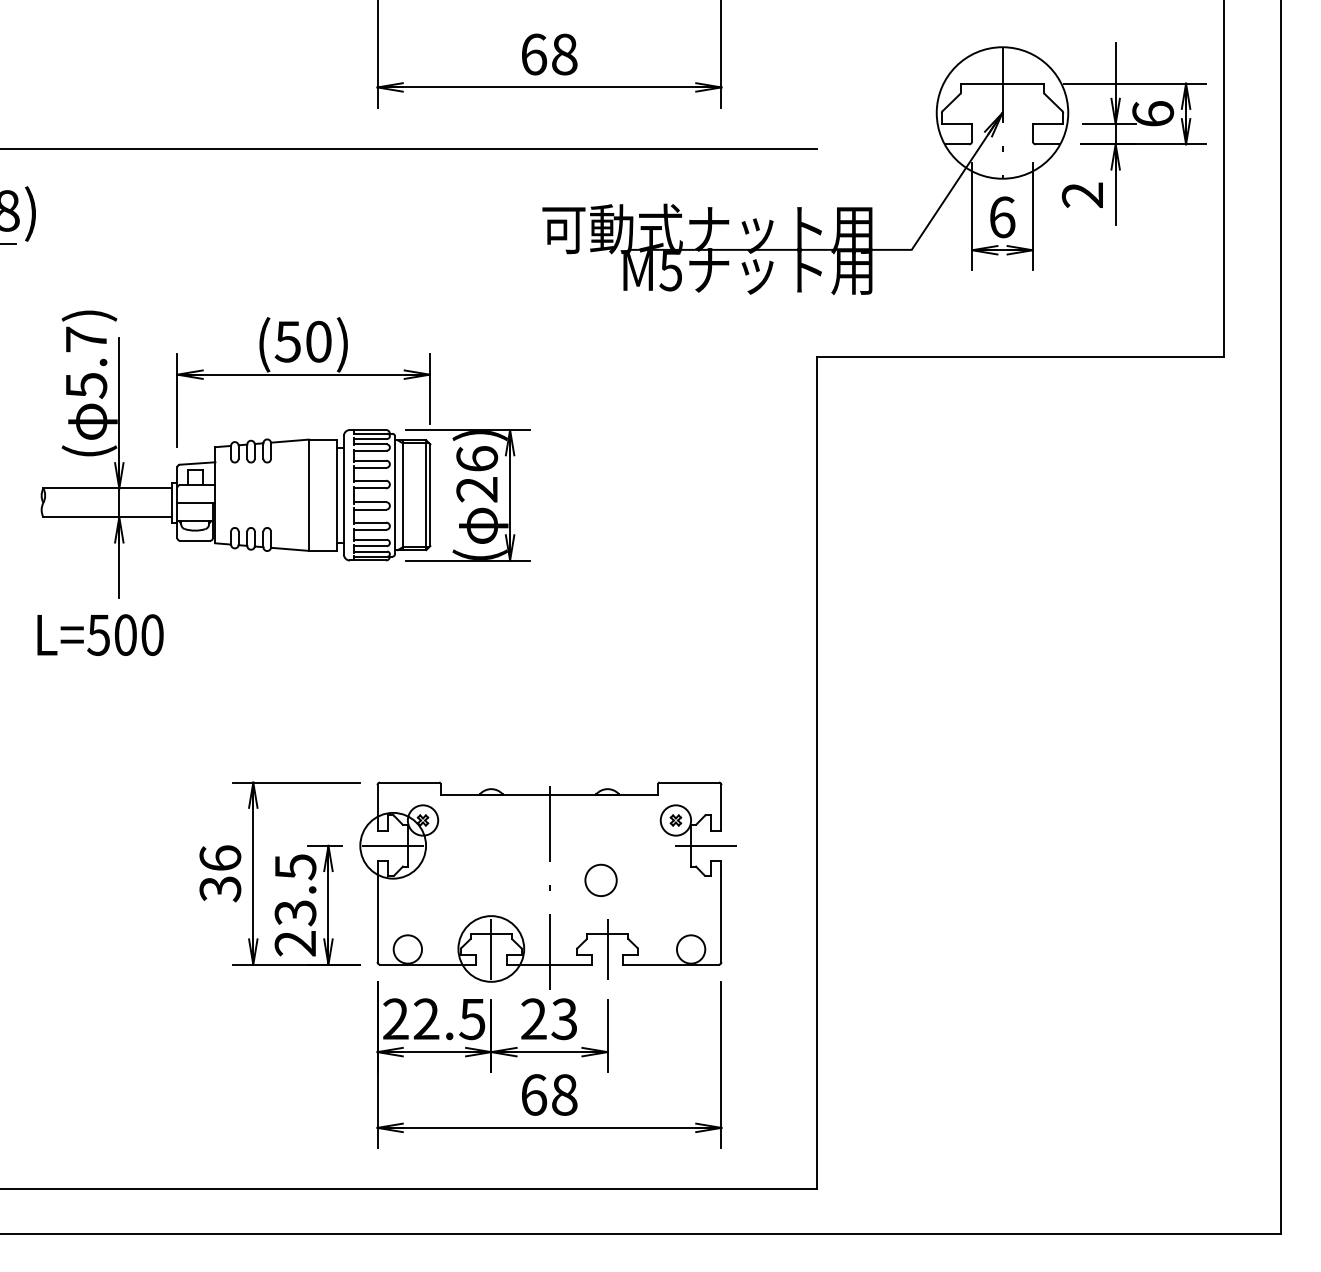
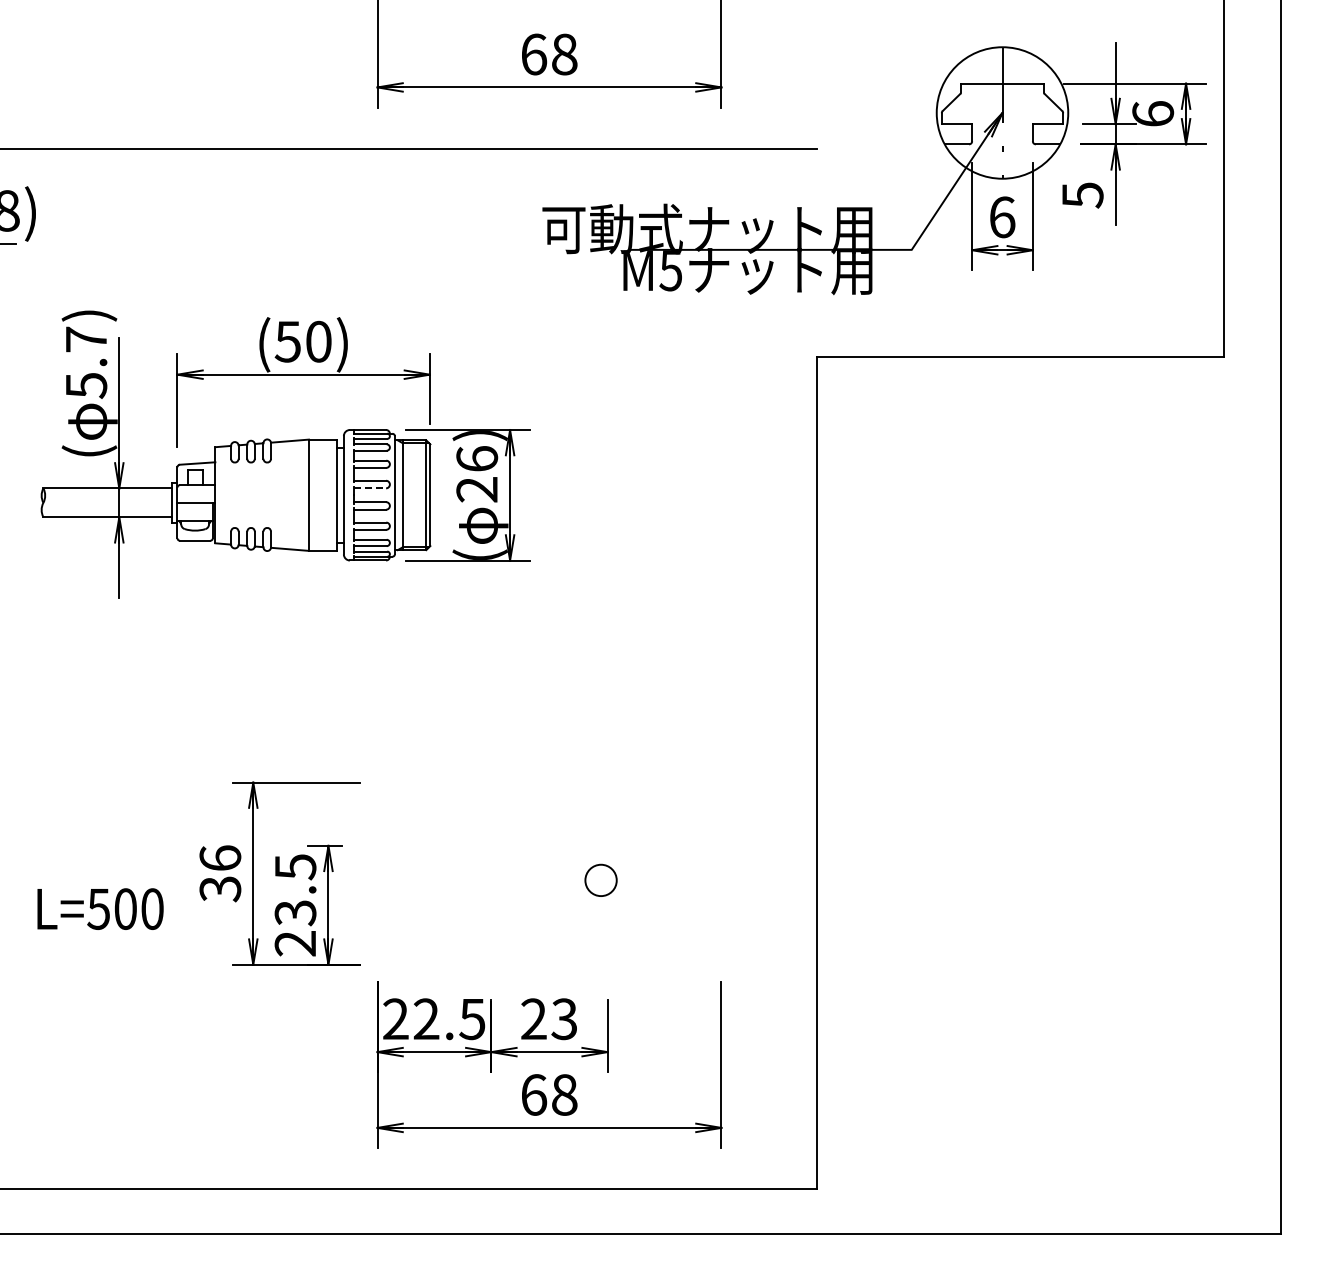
text: 2 -> 5 (1082, 195)
line: solid -> dashed (370, 488)
text position: (100, 634) -> (100, 908) (100, 908)
part: present -> none (547, 885)
